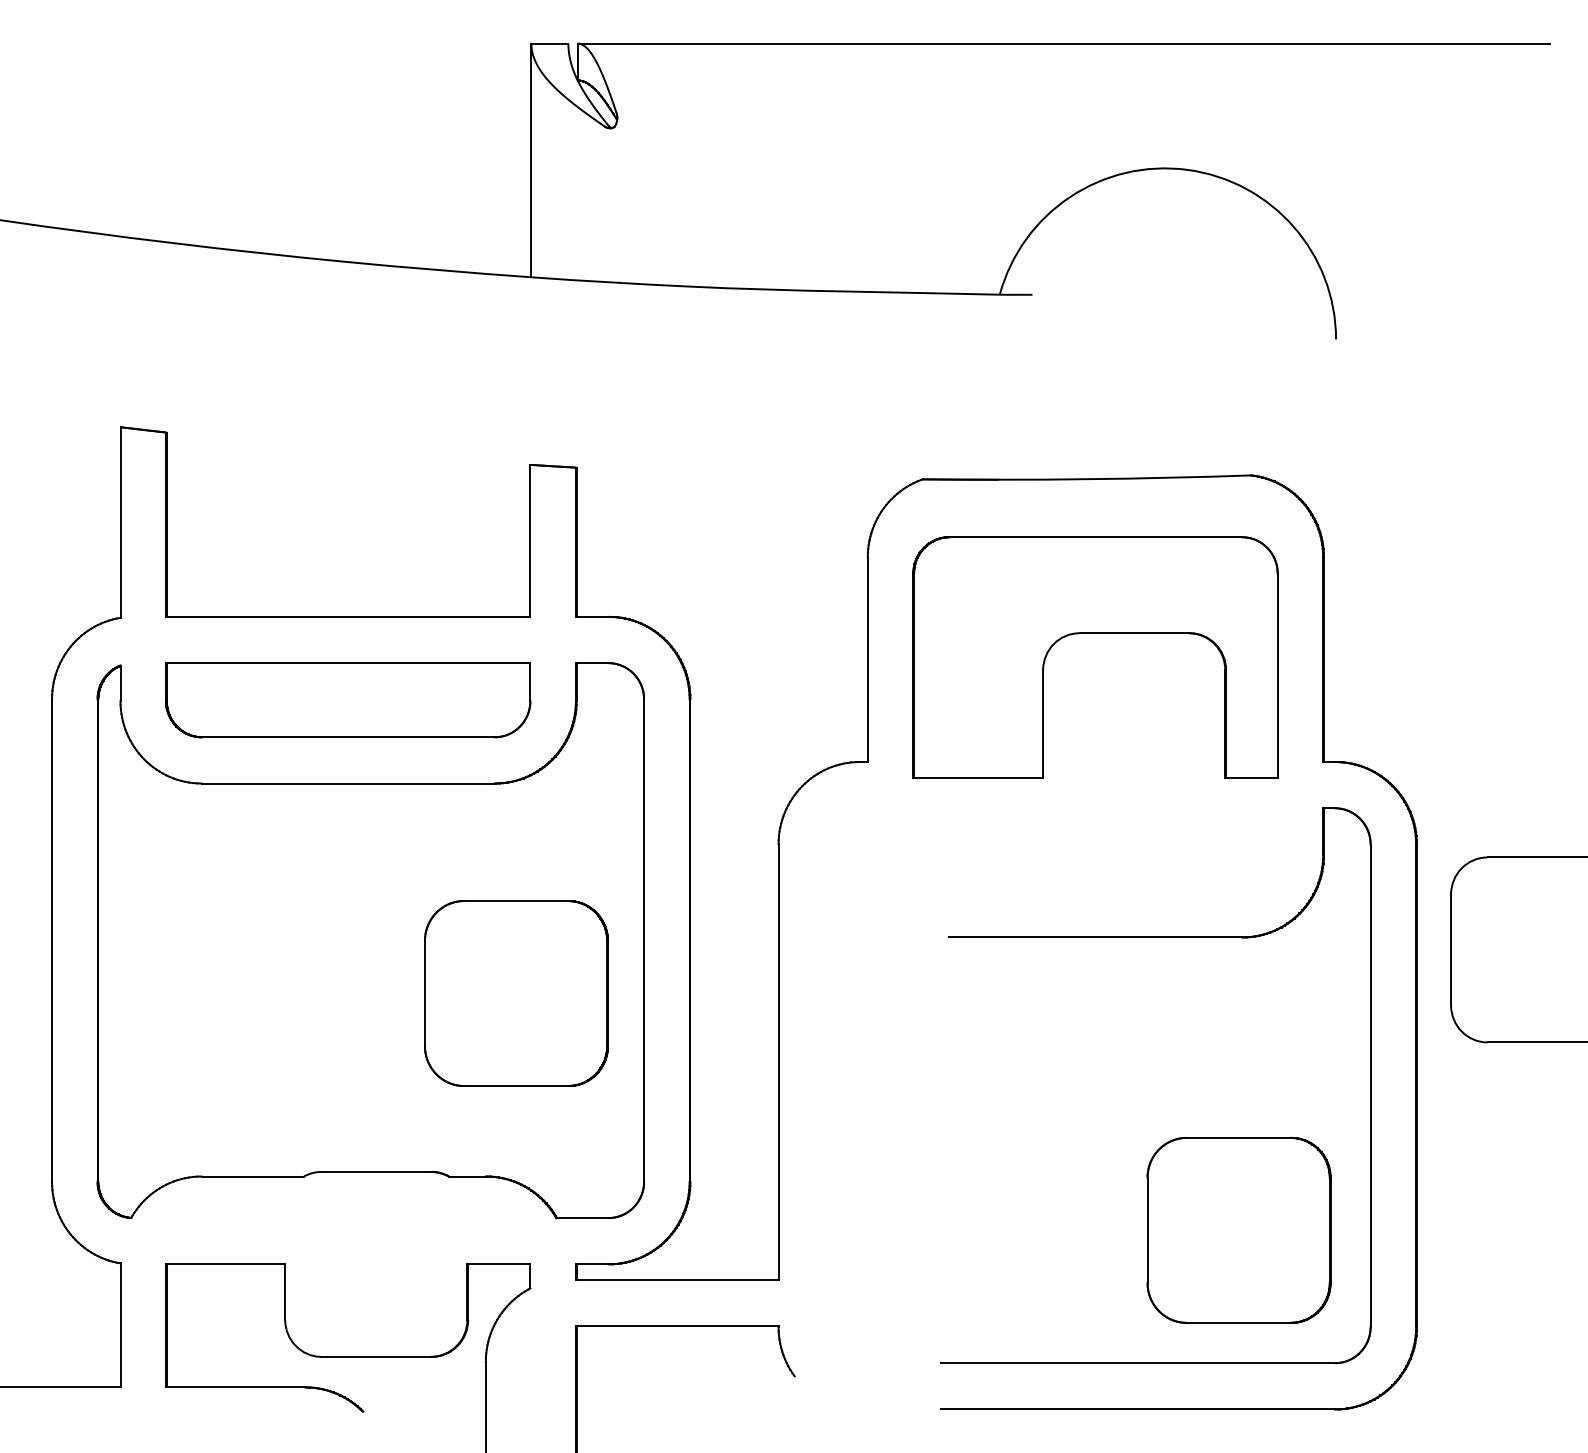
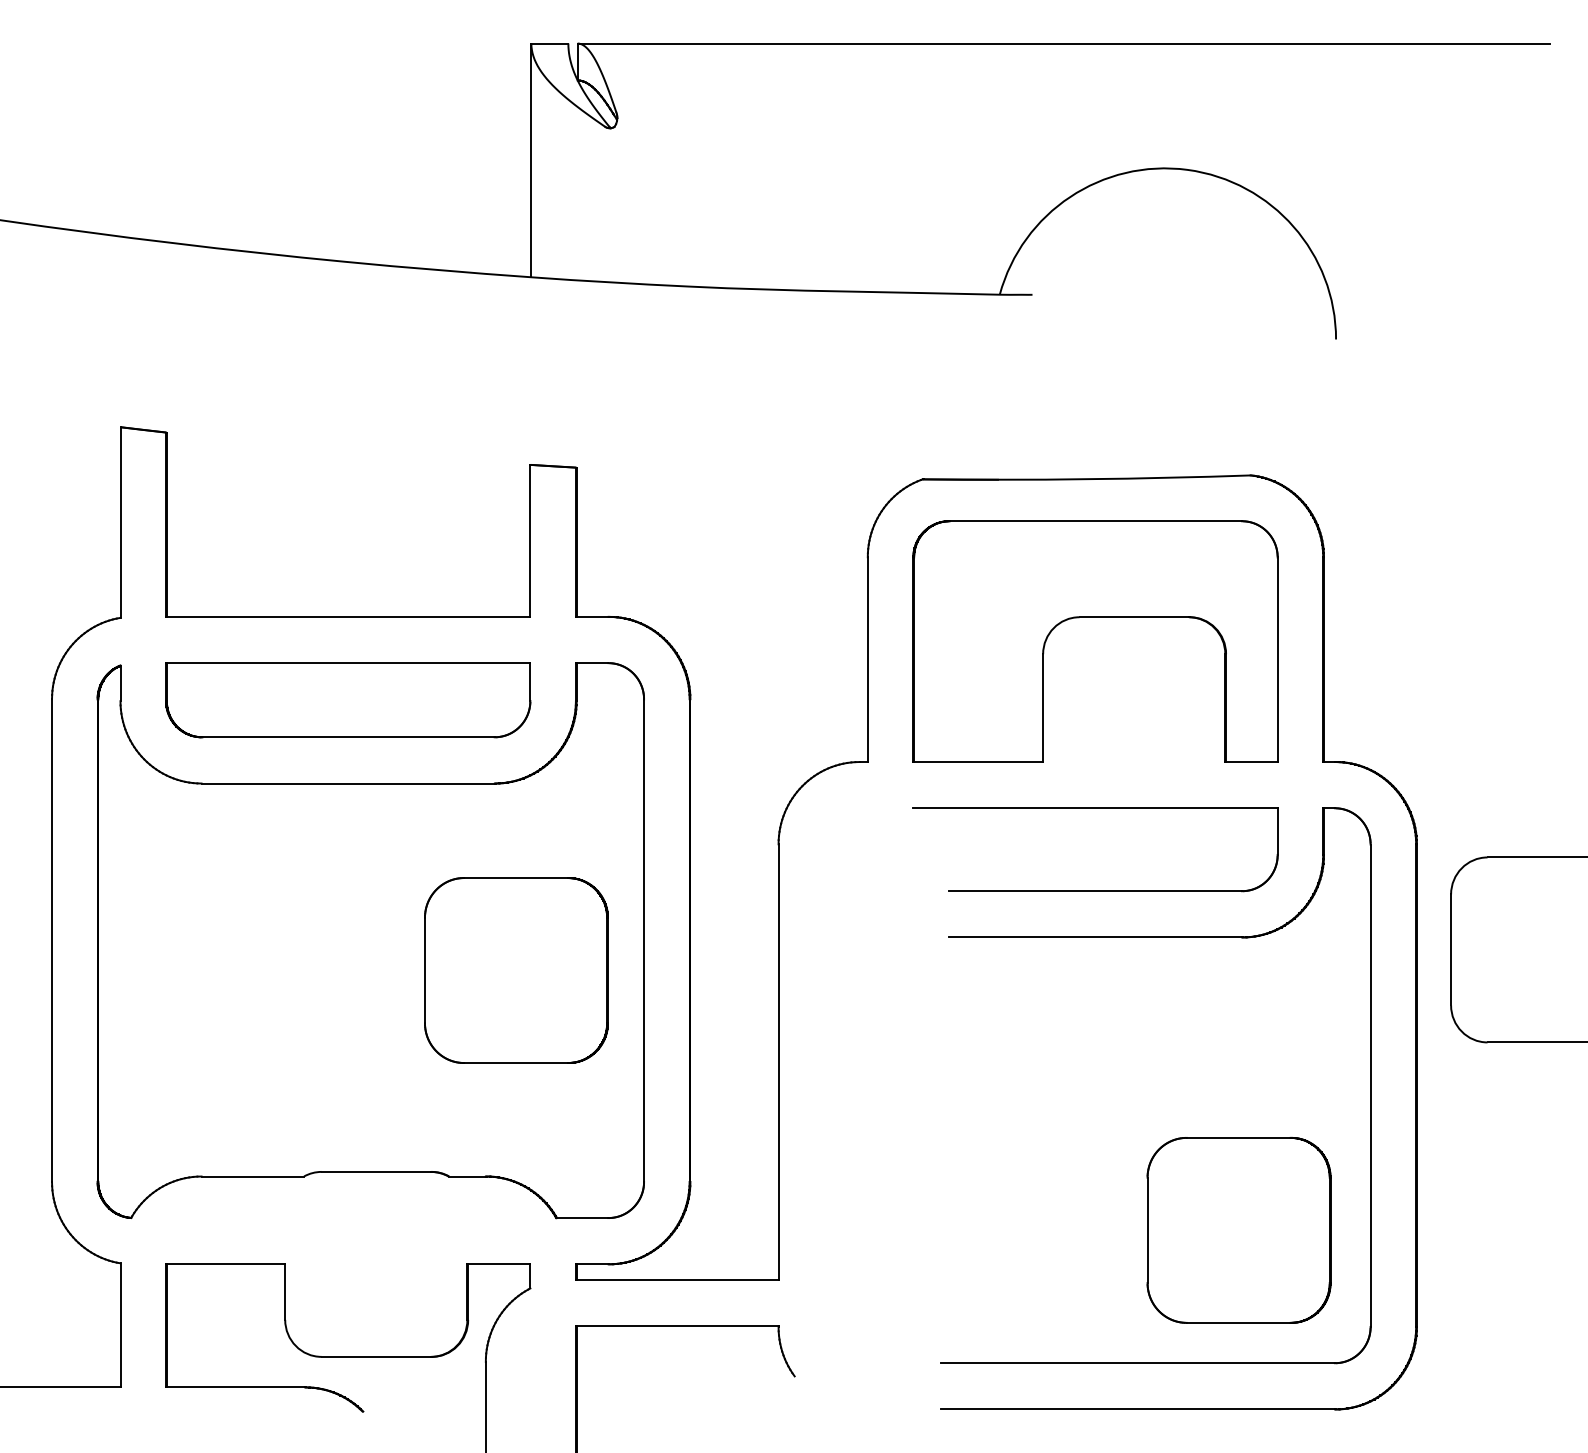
part position: (1095, 633) -> (1095, 617) (1095, 617)
part: none -> present (1095, 808)
part position: (516, 993) -> (516, 970) (516, 970)
